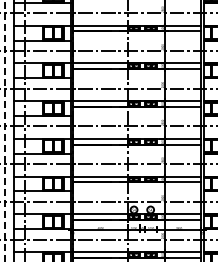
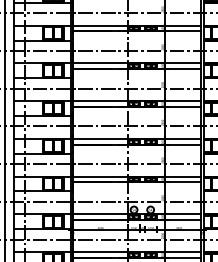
line: dashed -> solid (5, 130)
